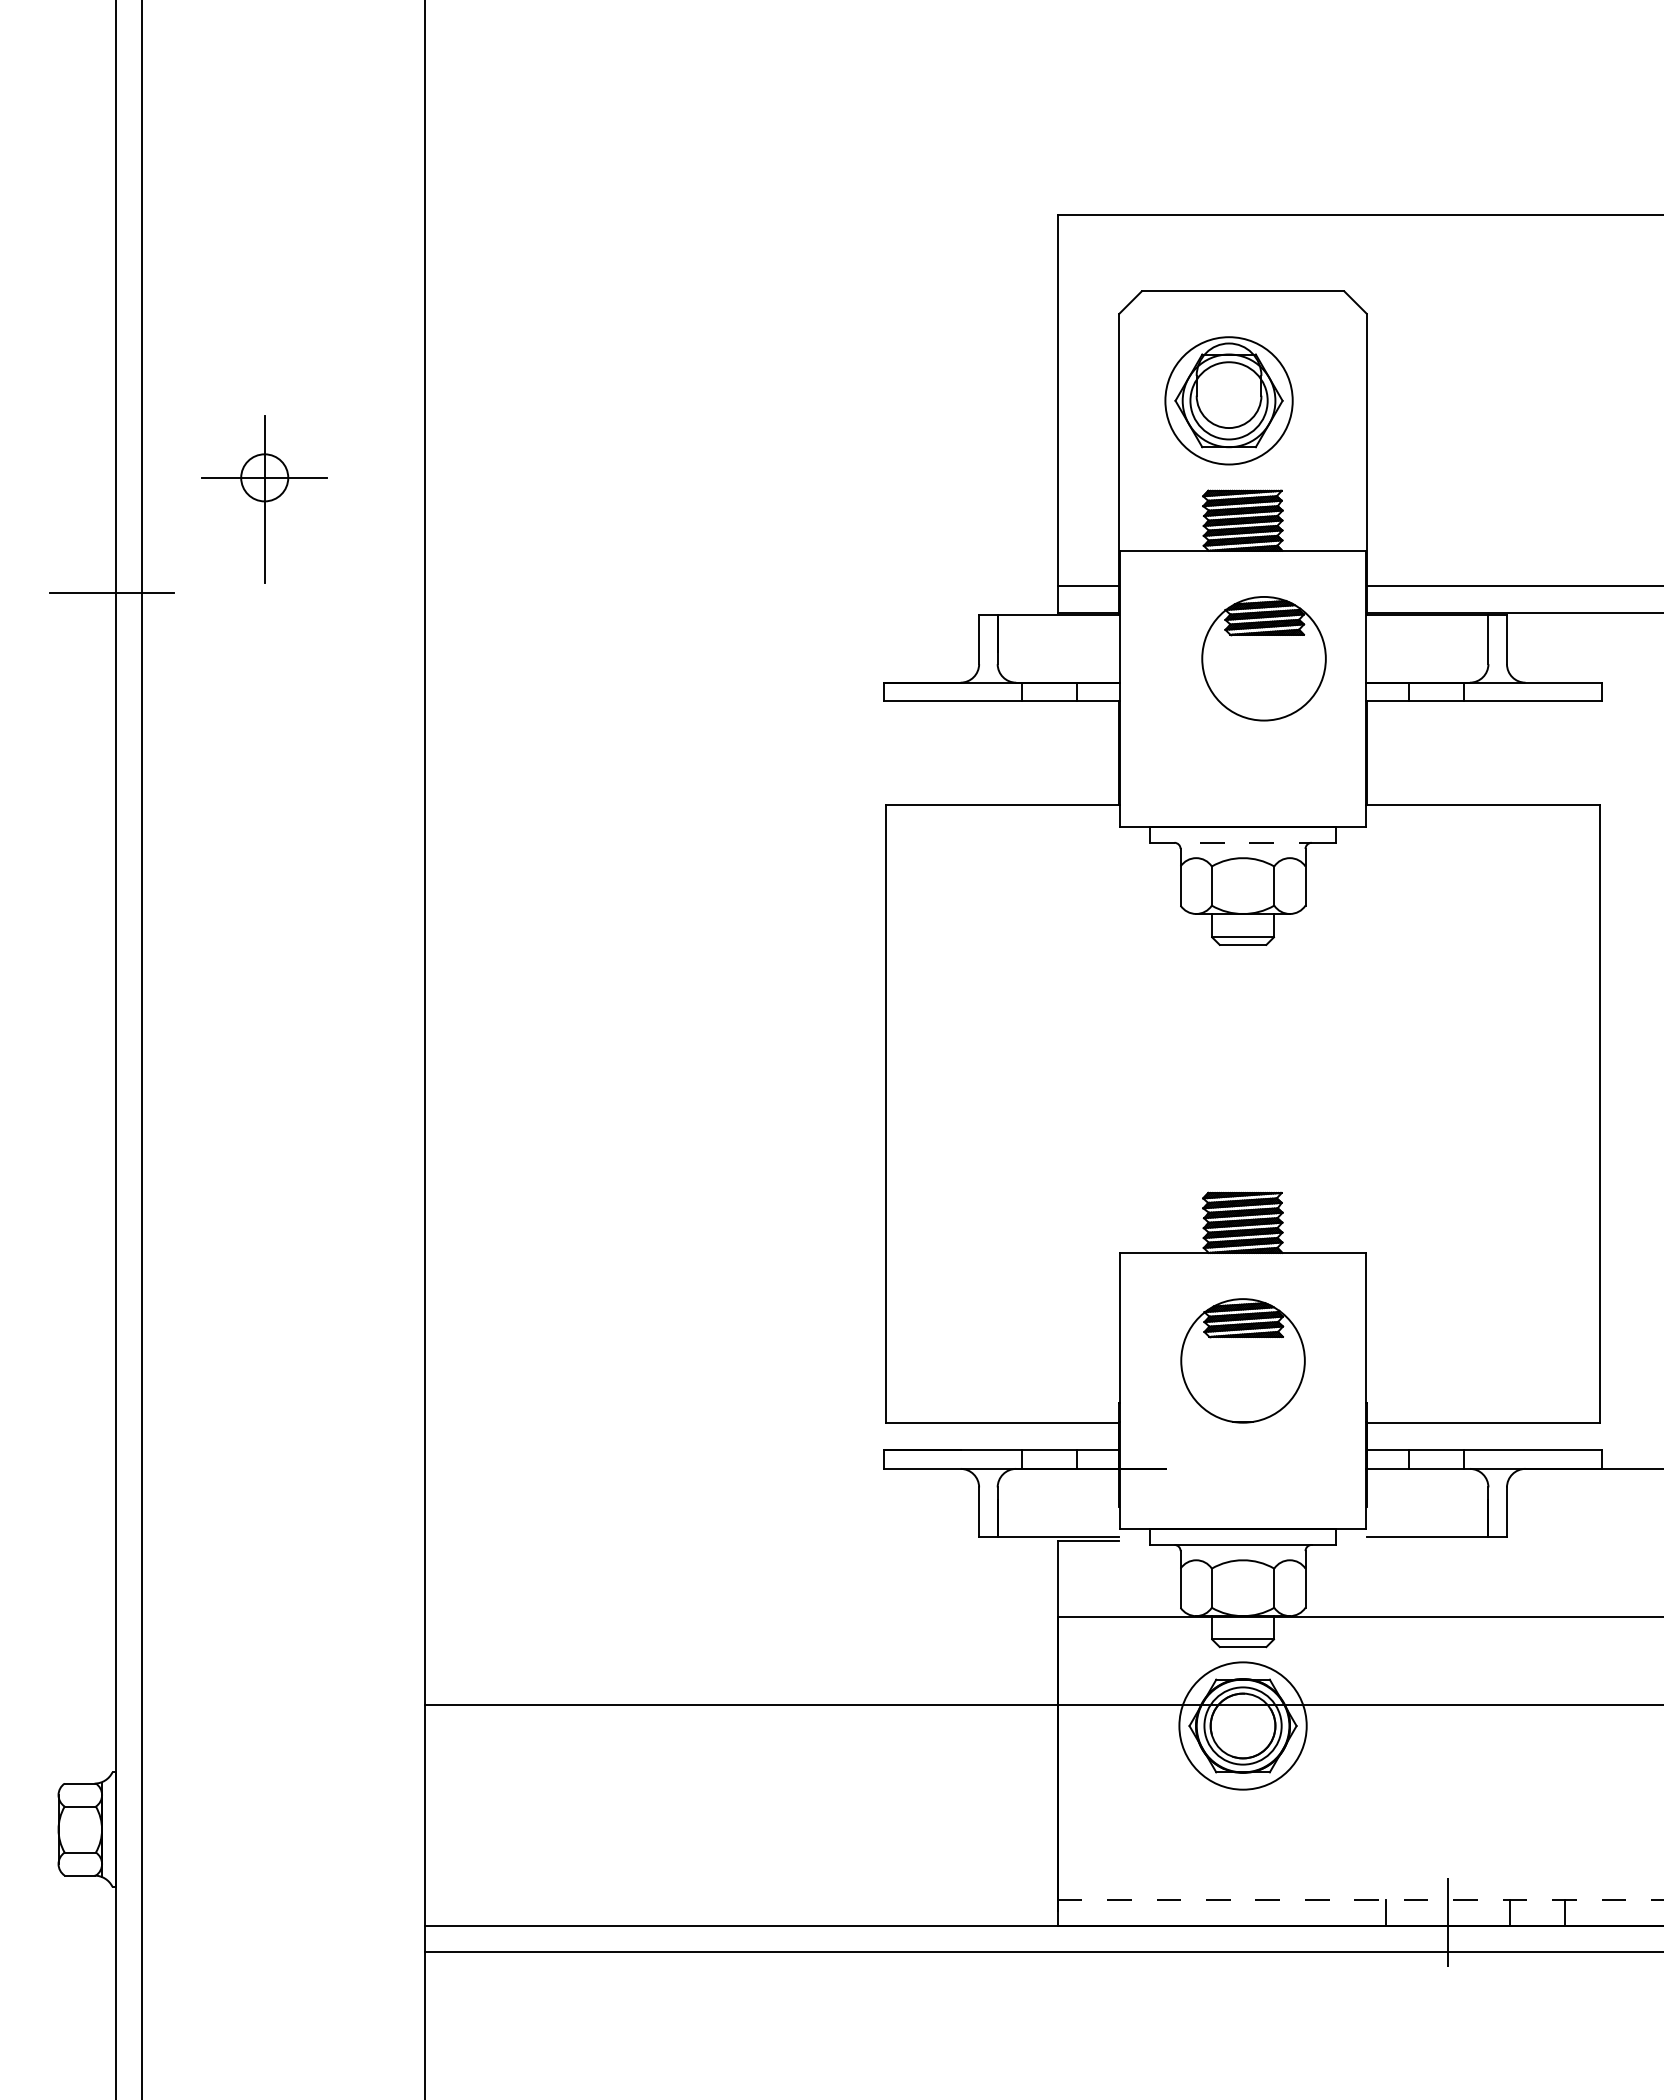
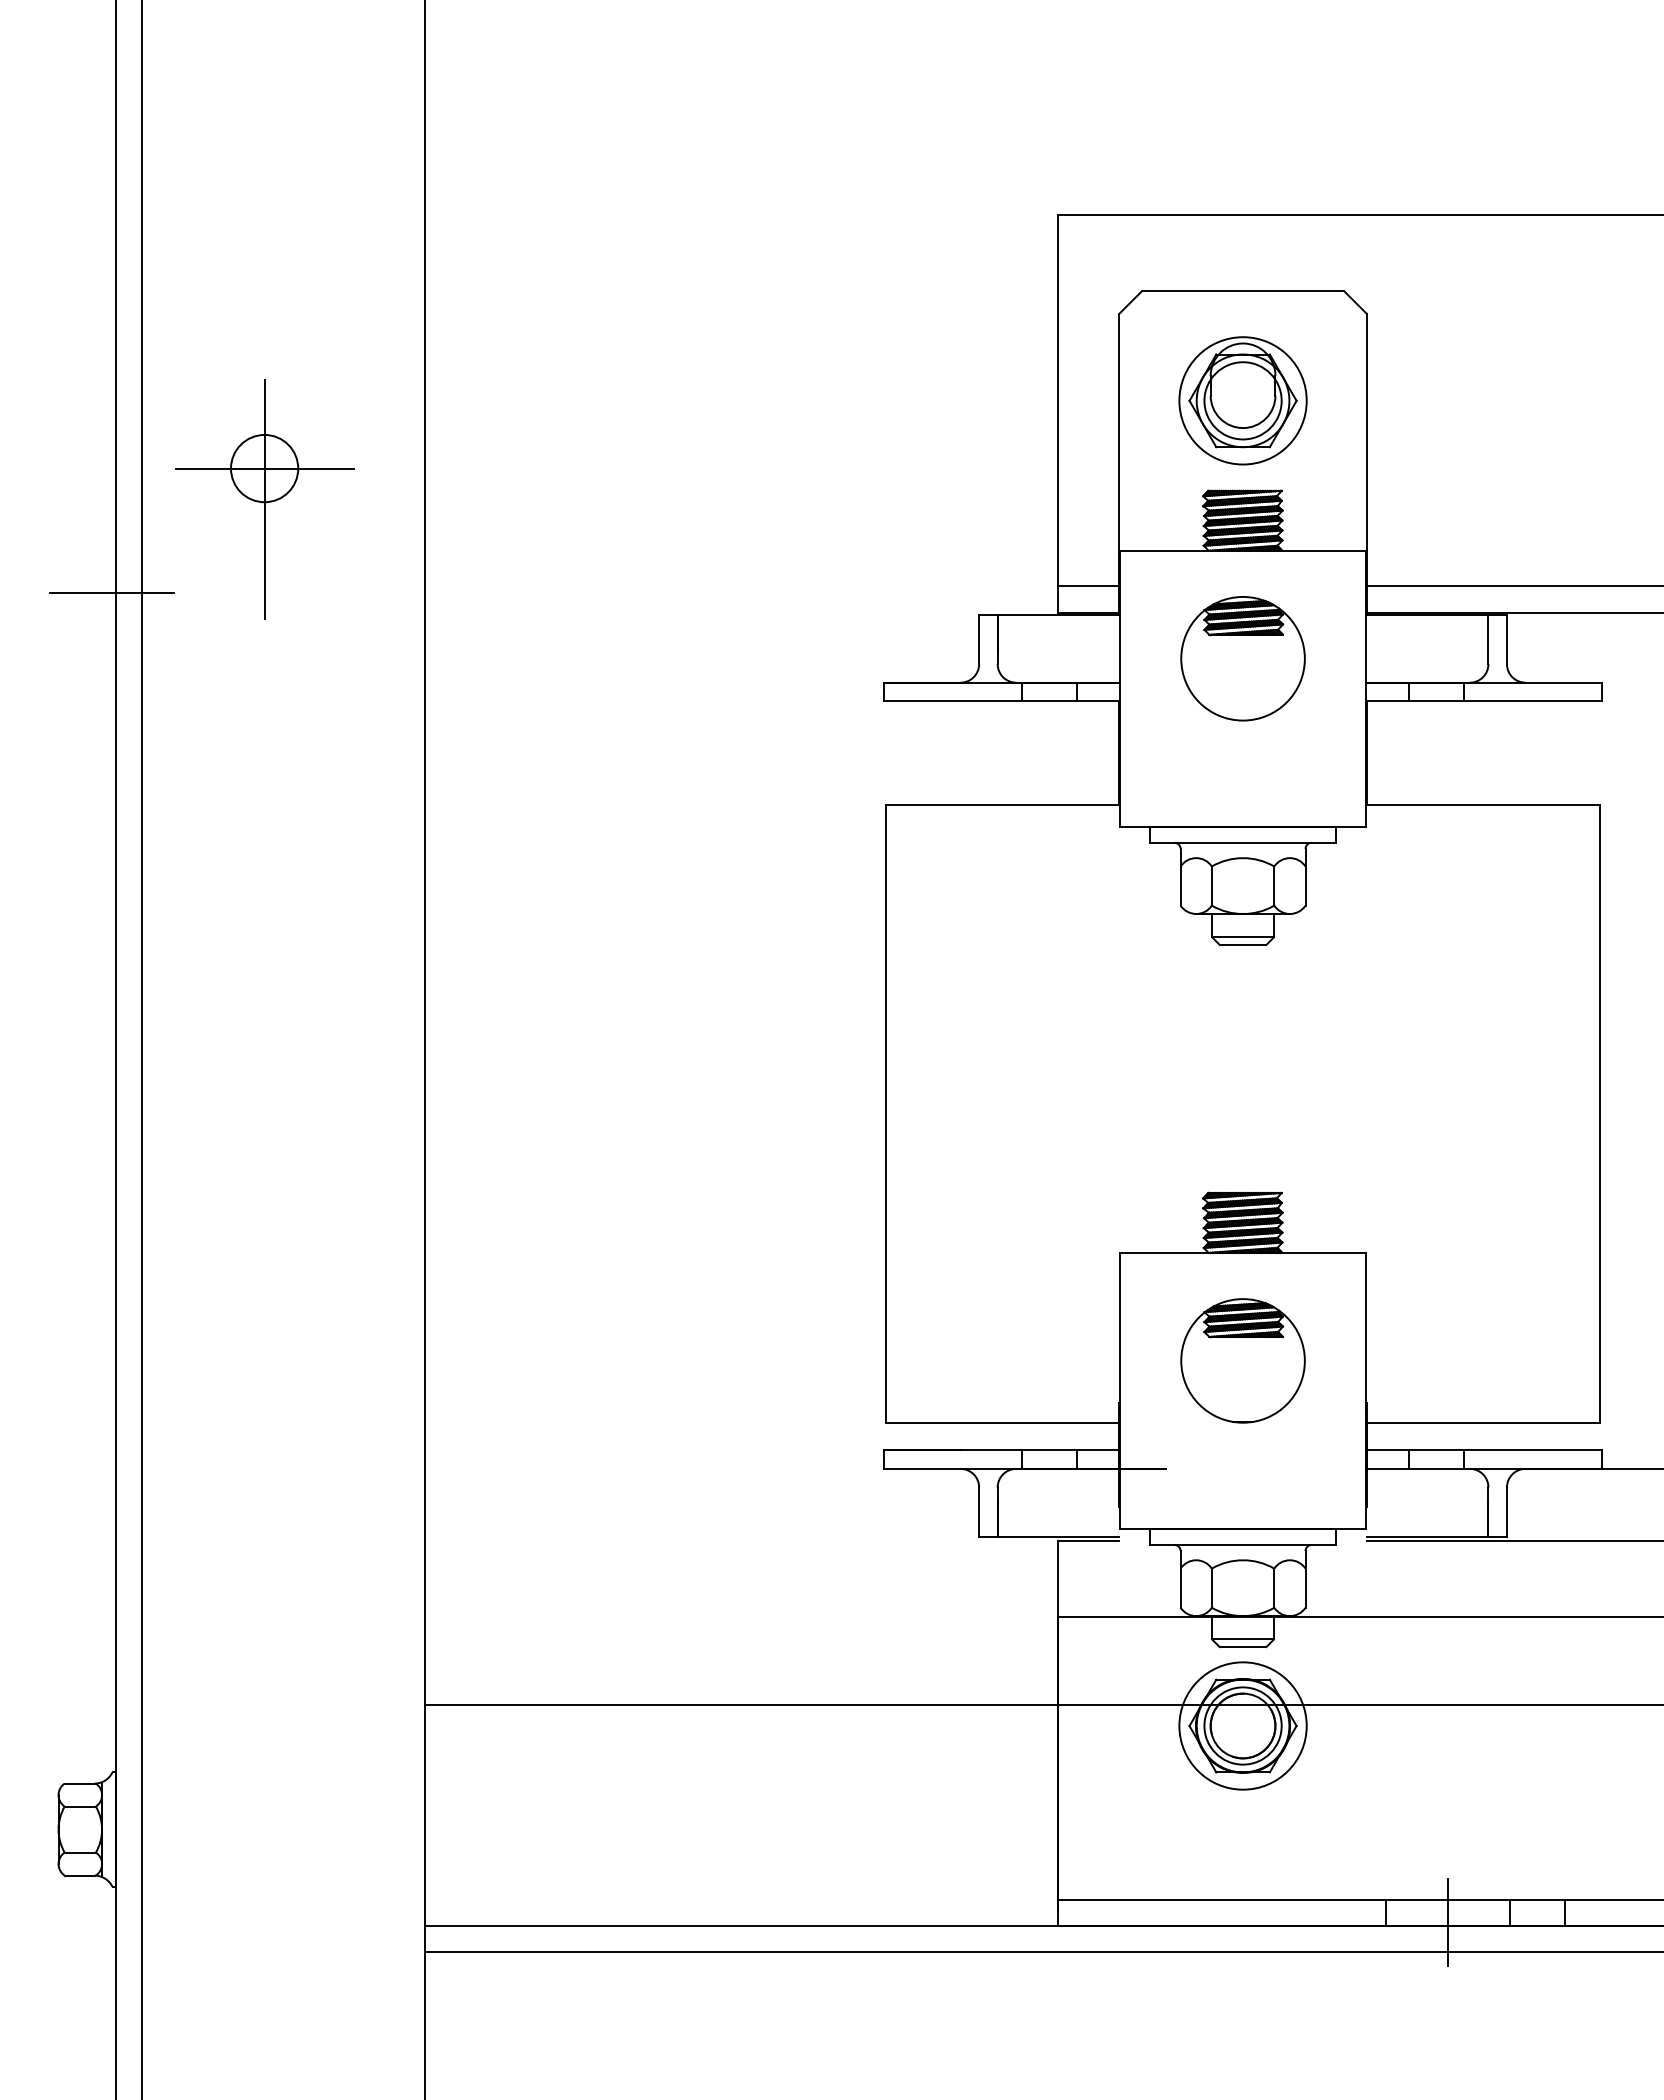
part position: (1228, 400) -> (1242, 400) (1242, 400)
part size: 127x169 px -> 180x241 px (264, 499)
part position: (1263, 658) -> (1242, 658) (1242, 658)
line: dashed -> solid (1231, 842)
line: none -> present (1513, 1540)
line: dashed -> solid (1360, 1900)
